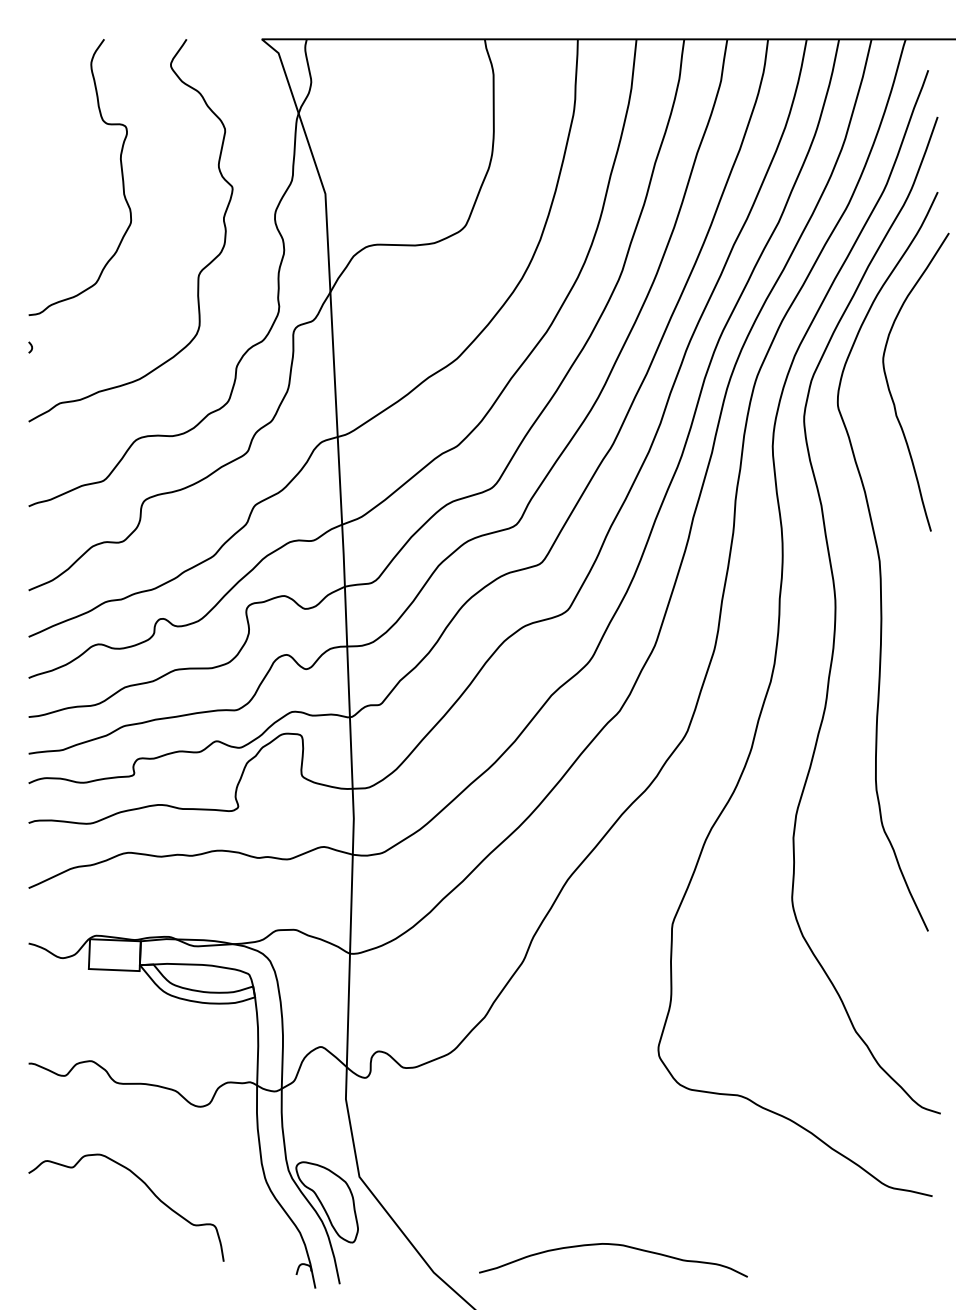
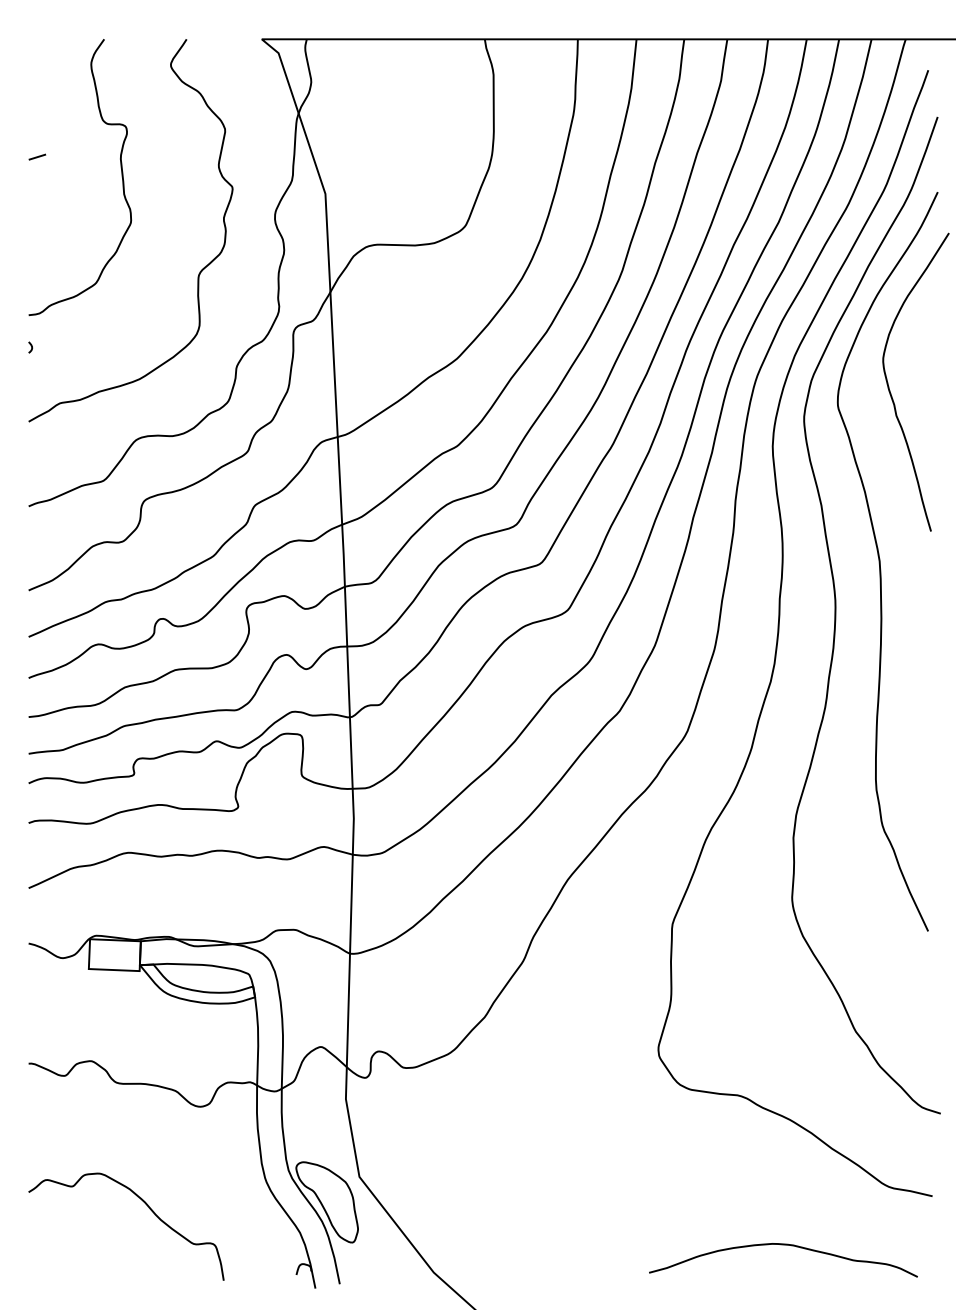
line: none -> present (37, 156)
curve position: (149, 1190) -> (149, 1209) (149, 1209)
curve position: (613, 1245) -> (783, 1245) (783, 1245)
